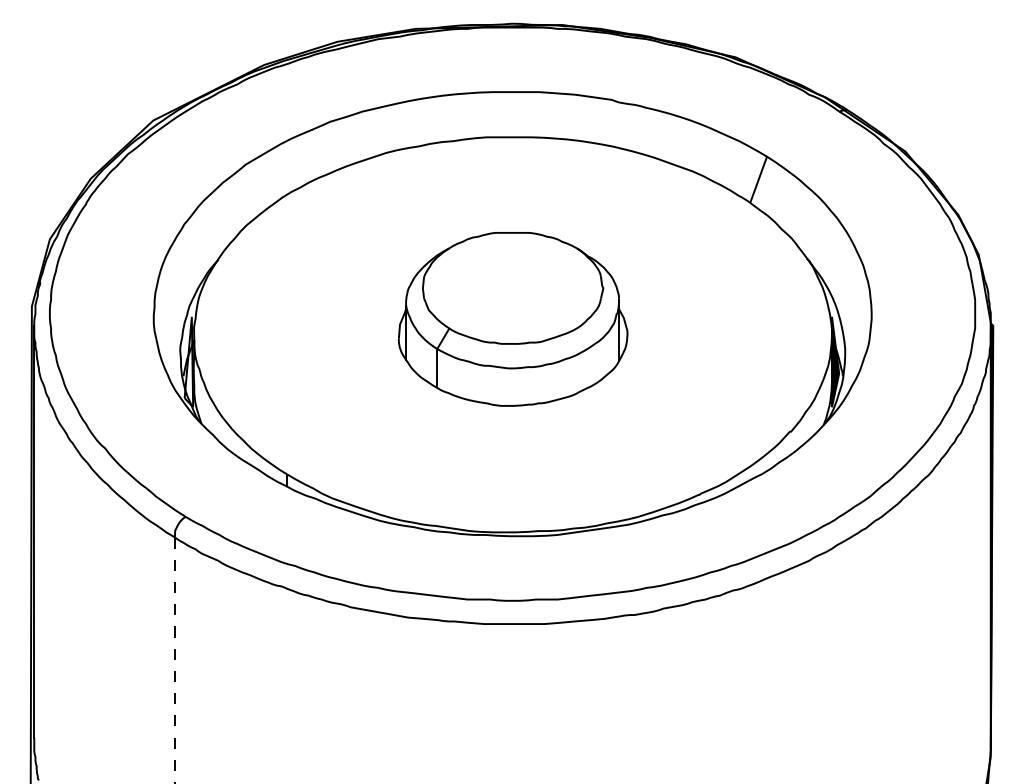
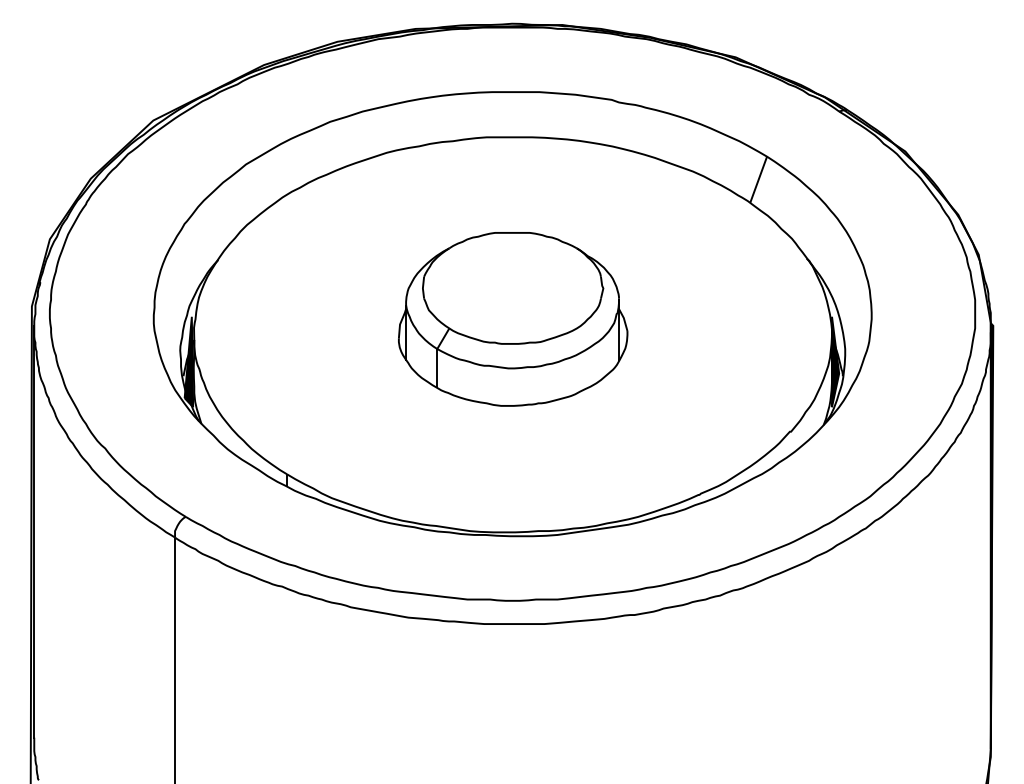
fill: none -> present (188, 361)
line: dashed -> solid (175, 660)
